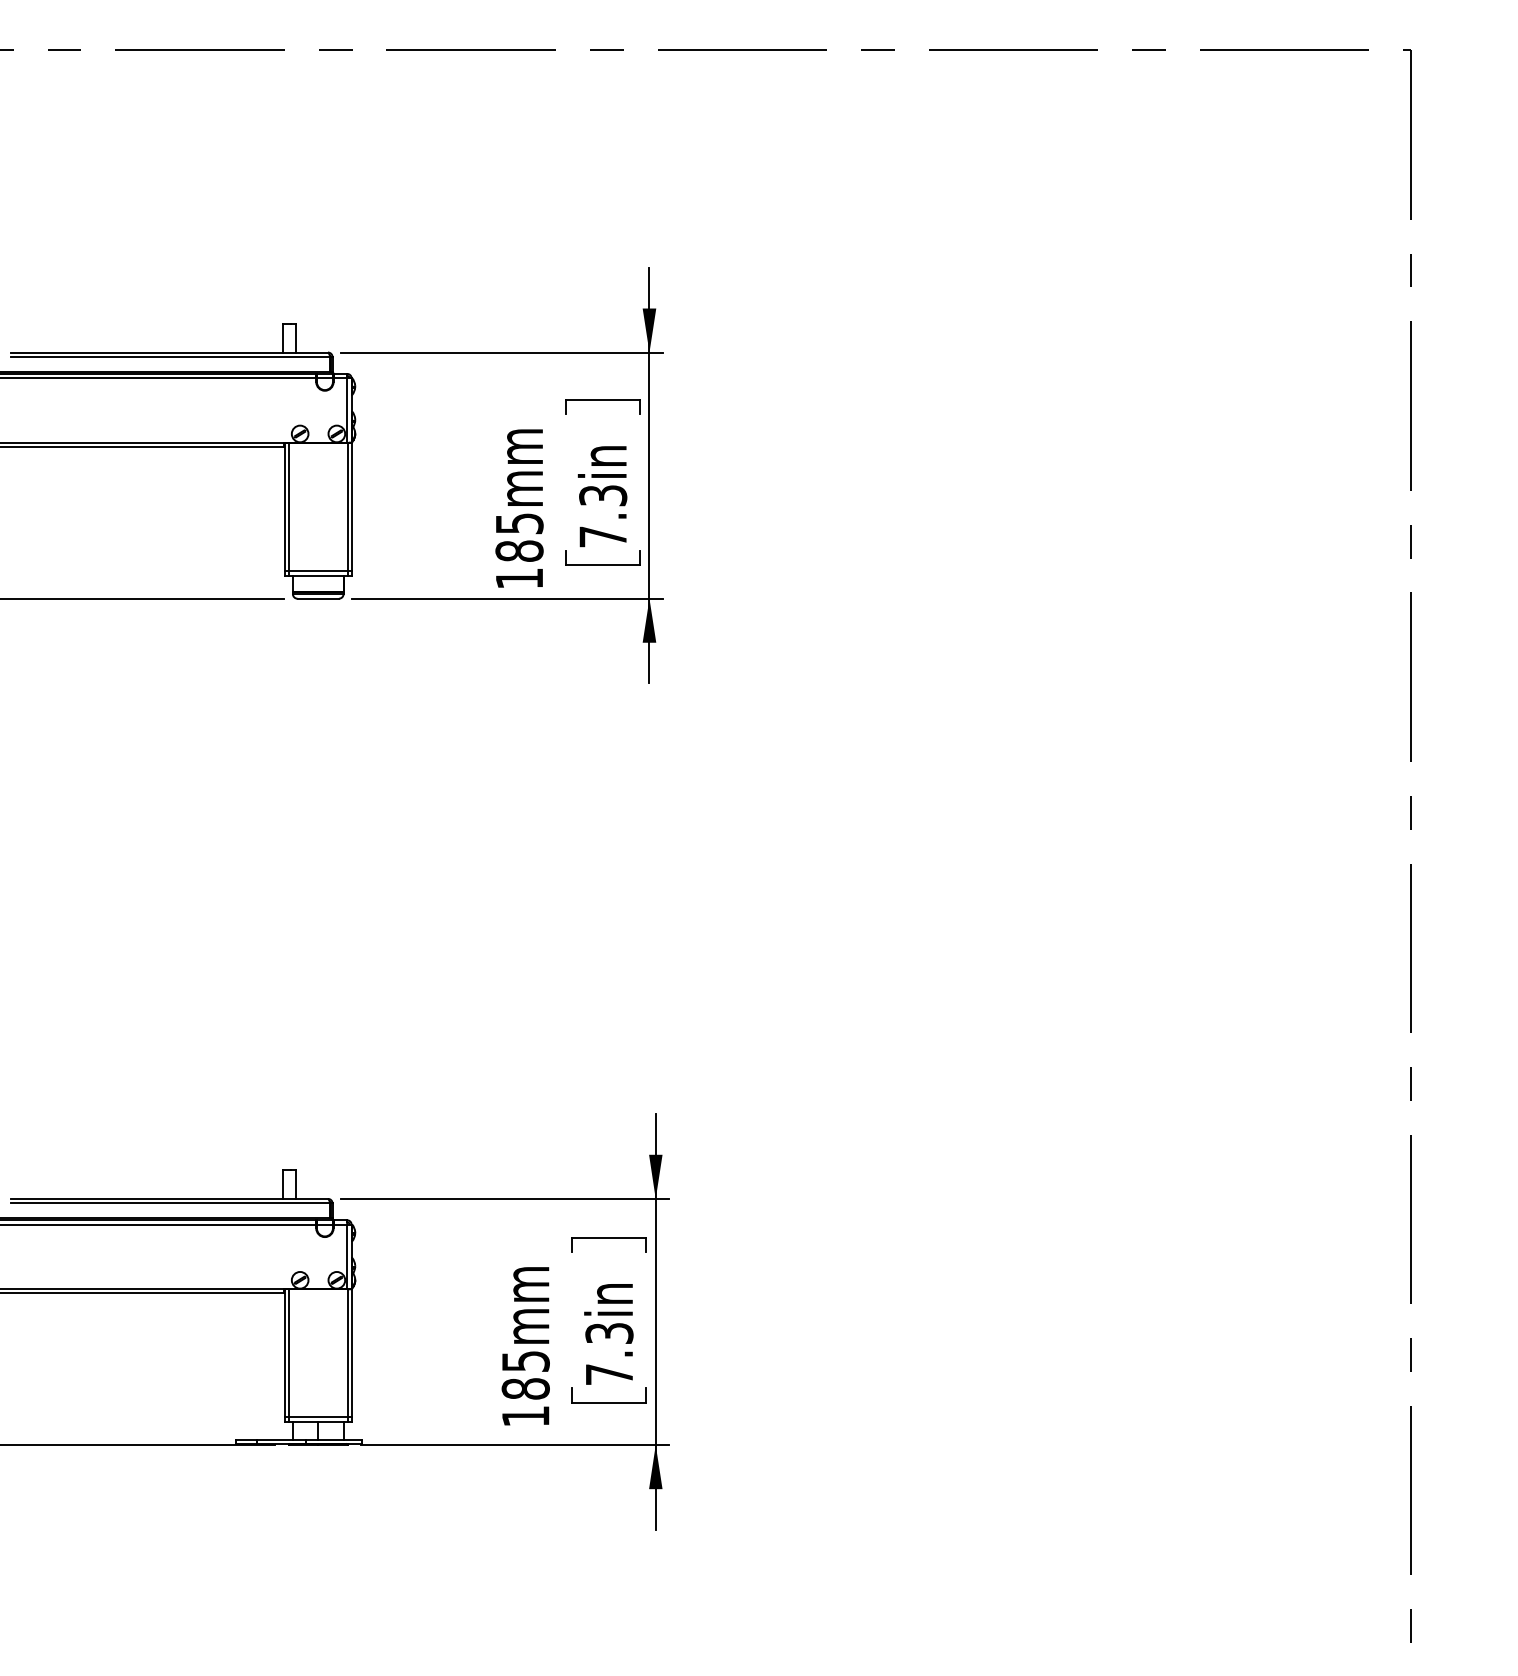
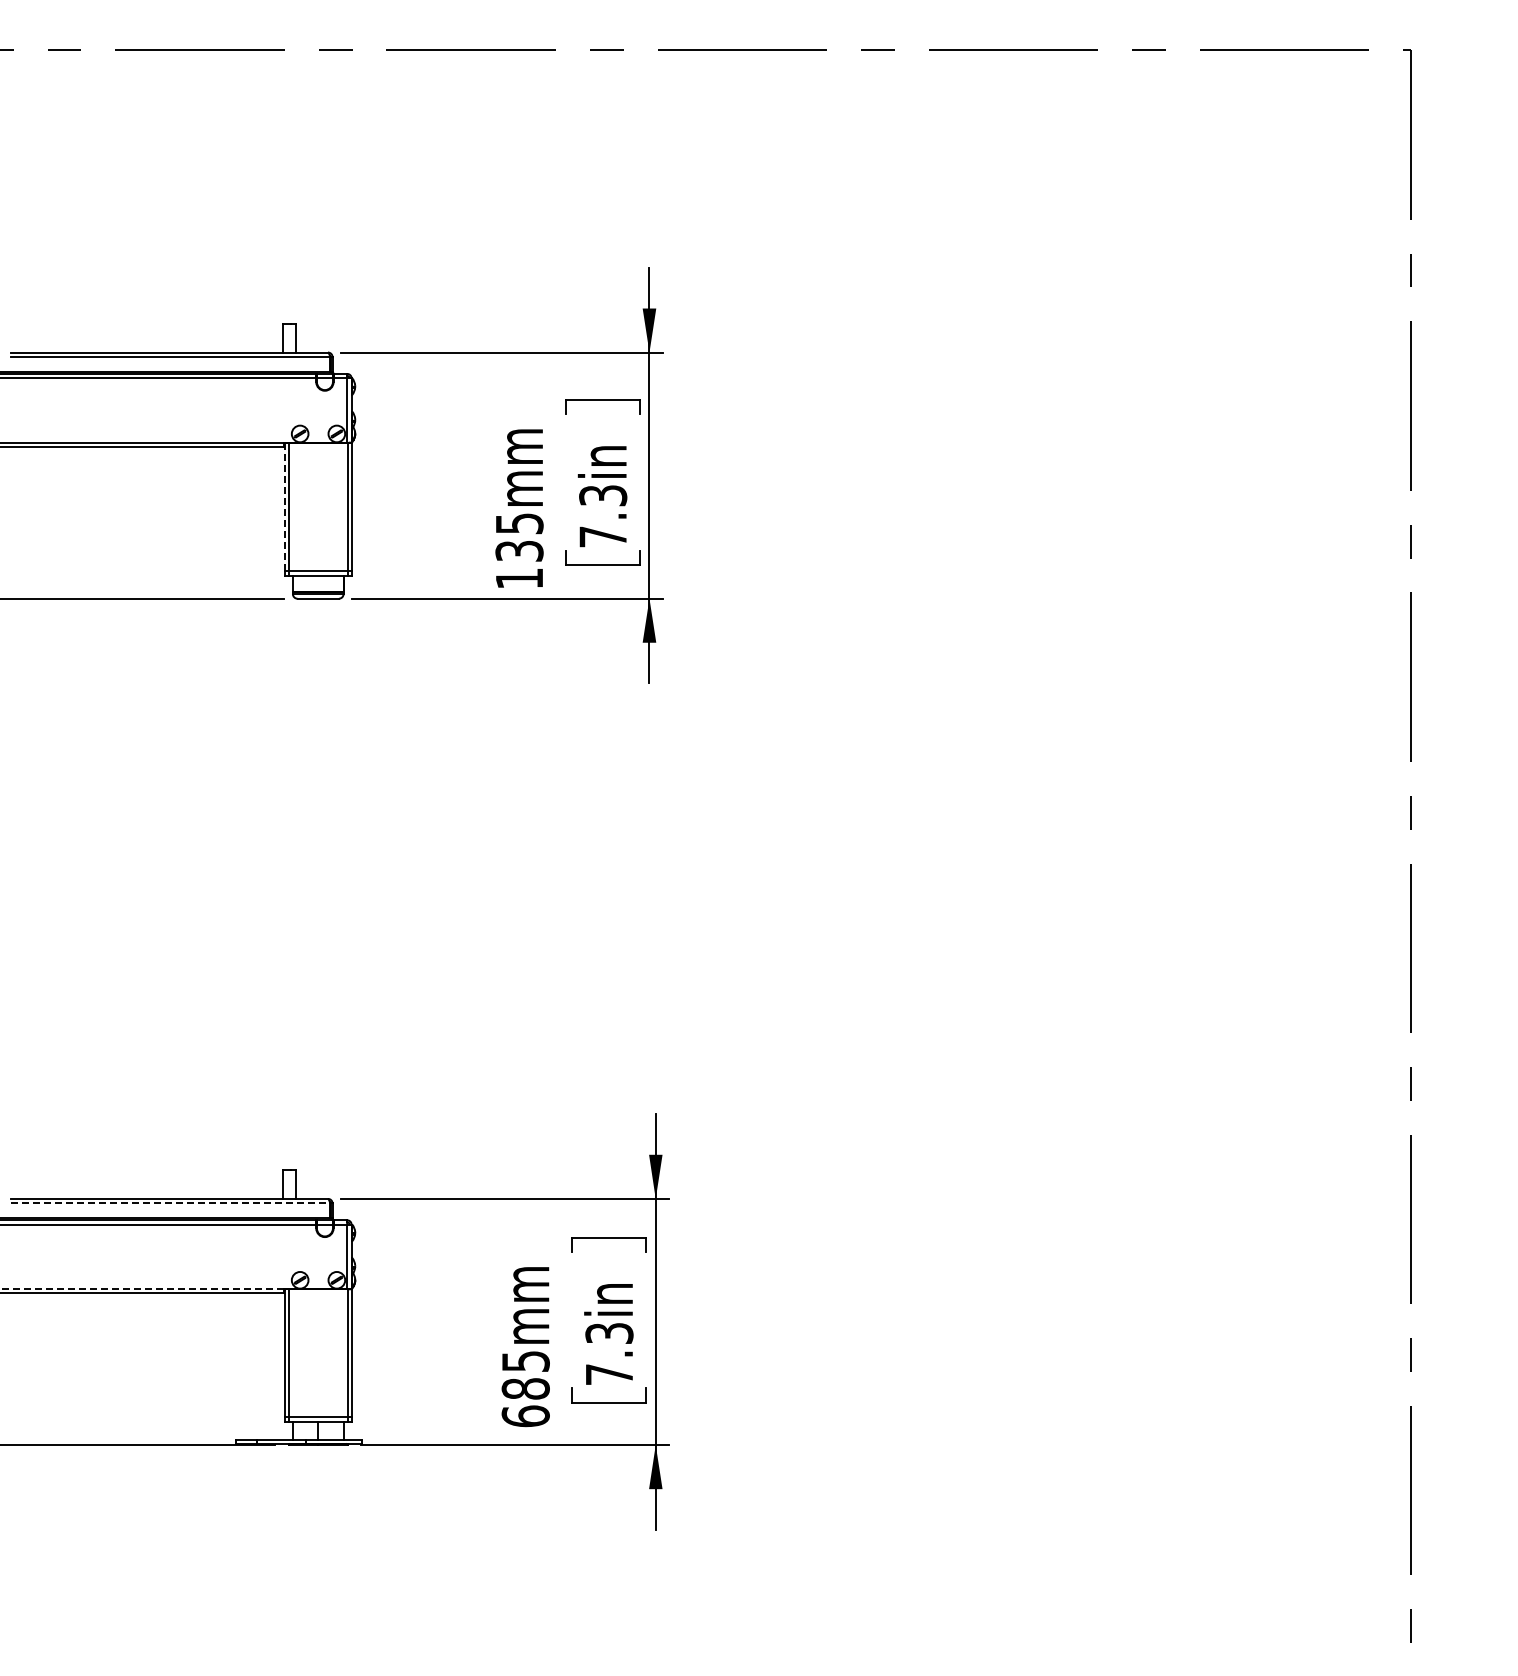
line: solid -> dashed (284, 506)
text: 185mm -> 135mm (519, 550)
line: solid -> dashed (171, 1203)
line: solid -> dashed (142, 1288)
text: 185mm -> 685mm (525, 1416)
